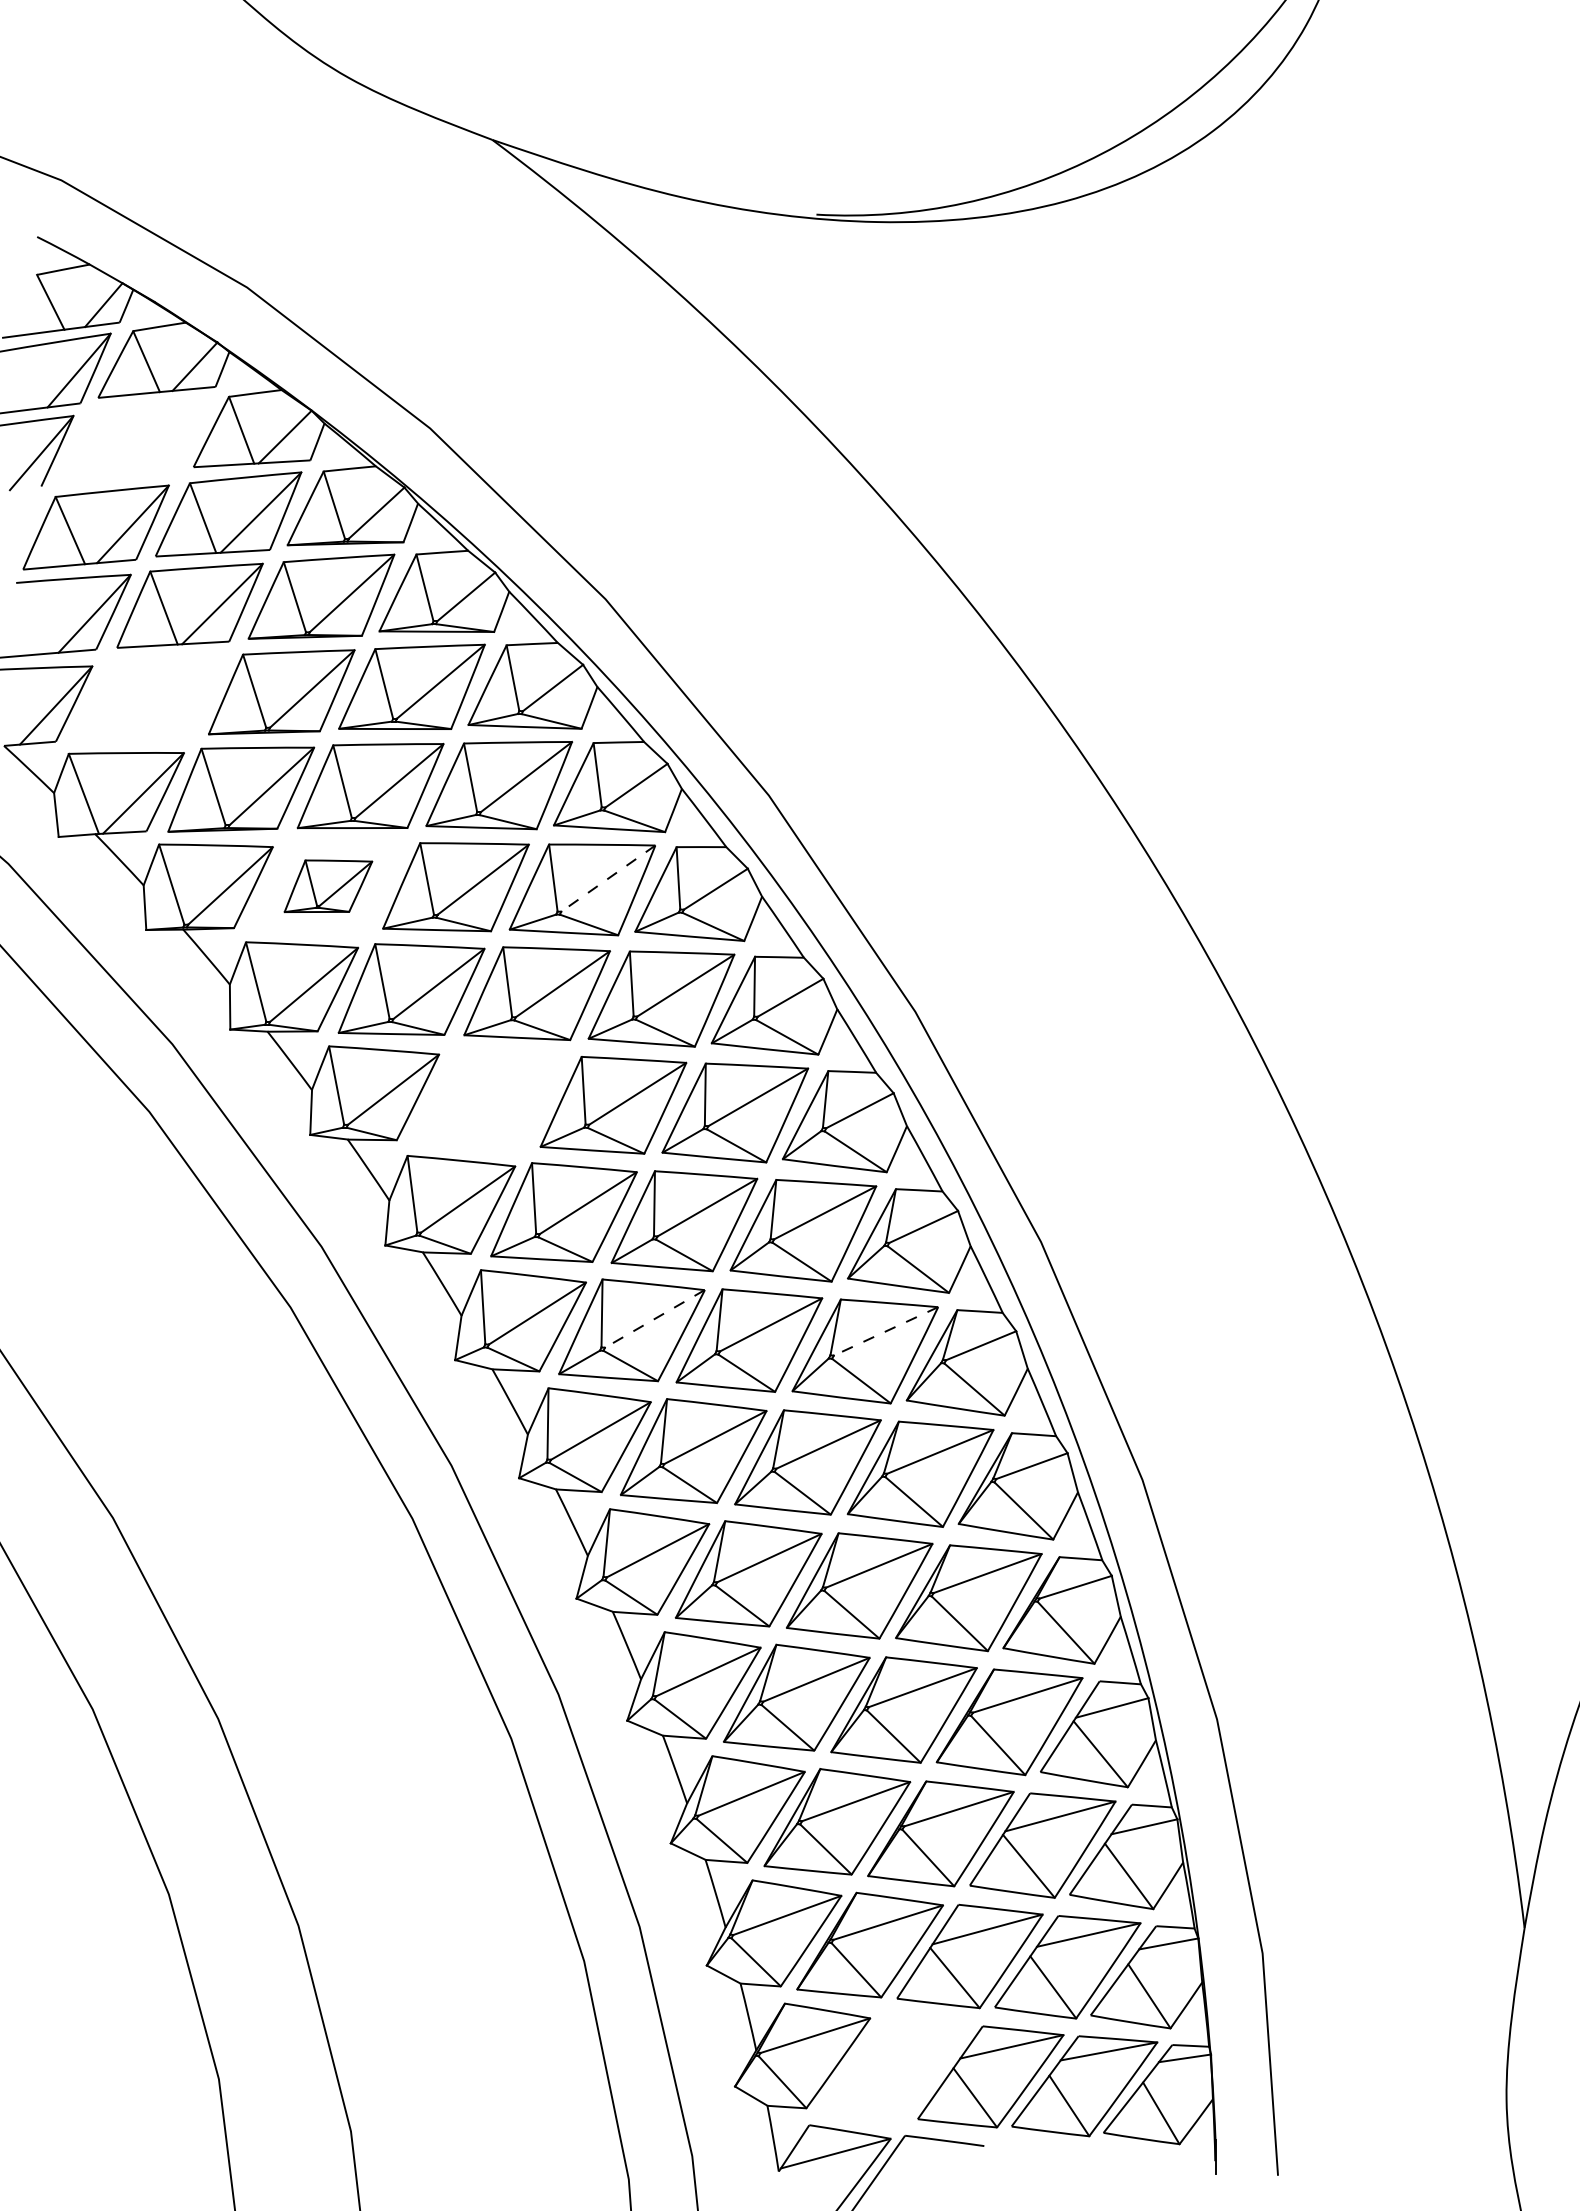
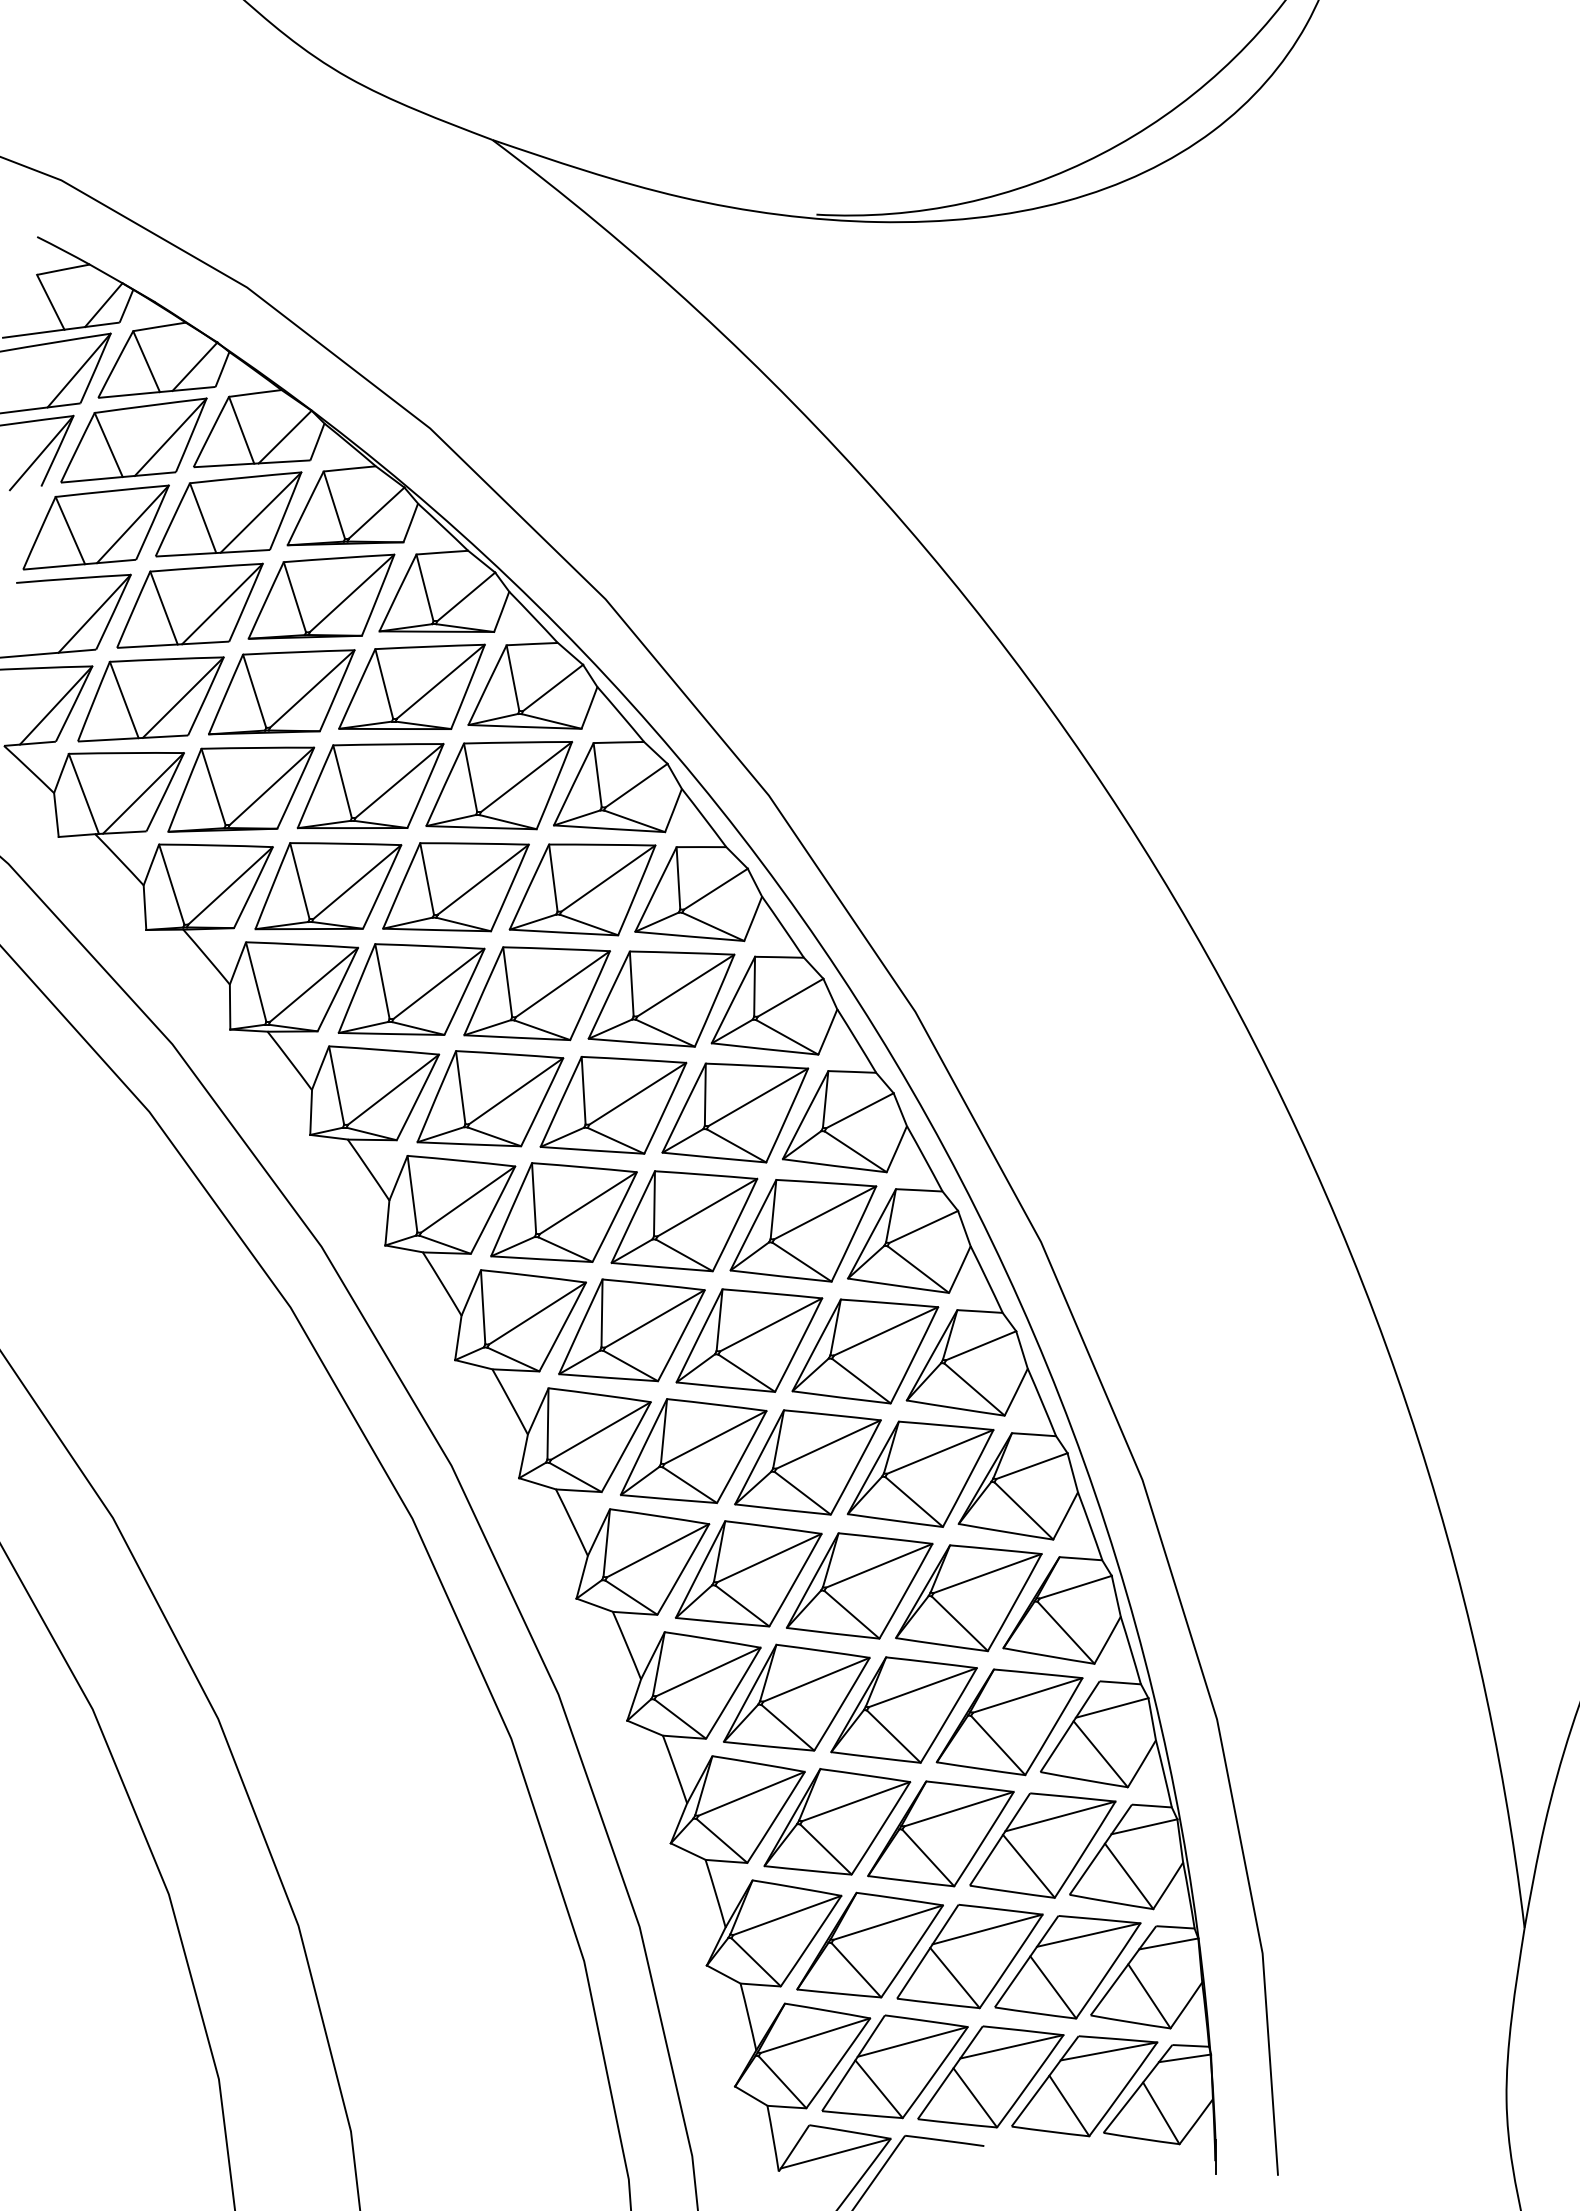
part: none -> present (133, 440)
part: none -> present (150, 699)
line: dashed -> solid (608, 878)
part size: 91x54 px -> 149x89 px (328, 886)
part: none -> present (490, 1098)
line: dashed -> solid (654, 1318)
line: dashed -> solid (885, 1331)
part: none -> present (894, 2066)
